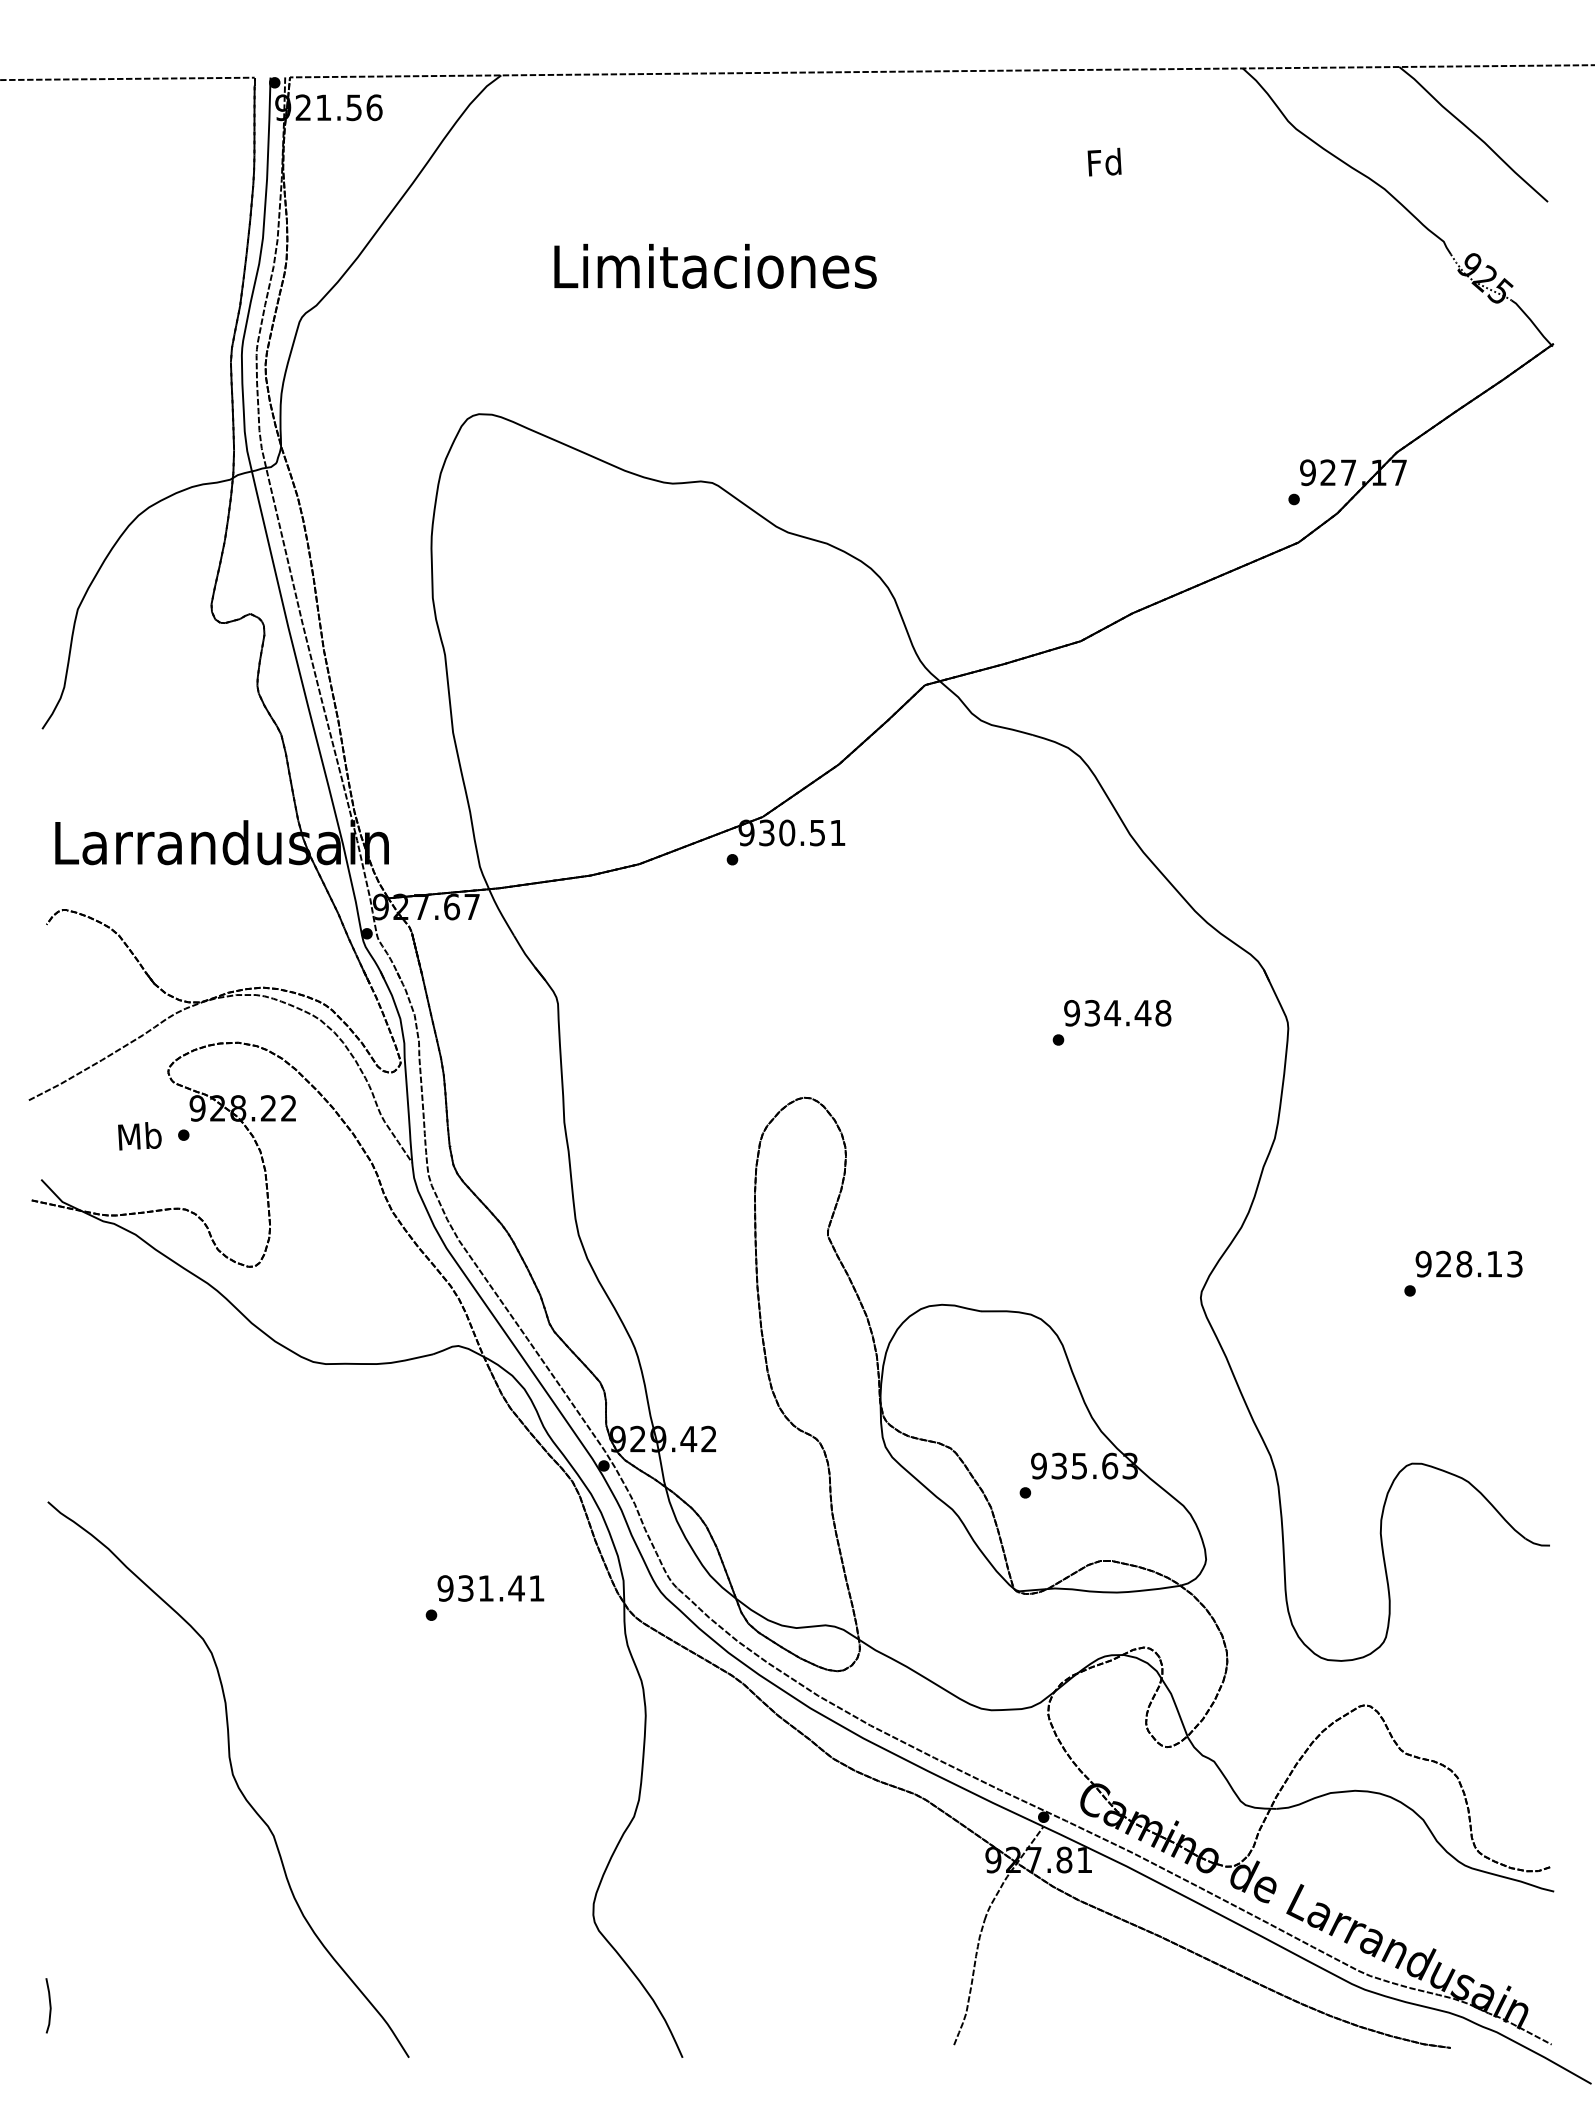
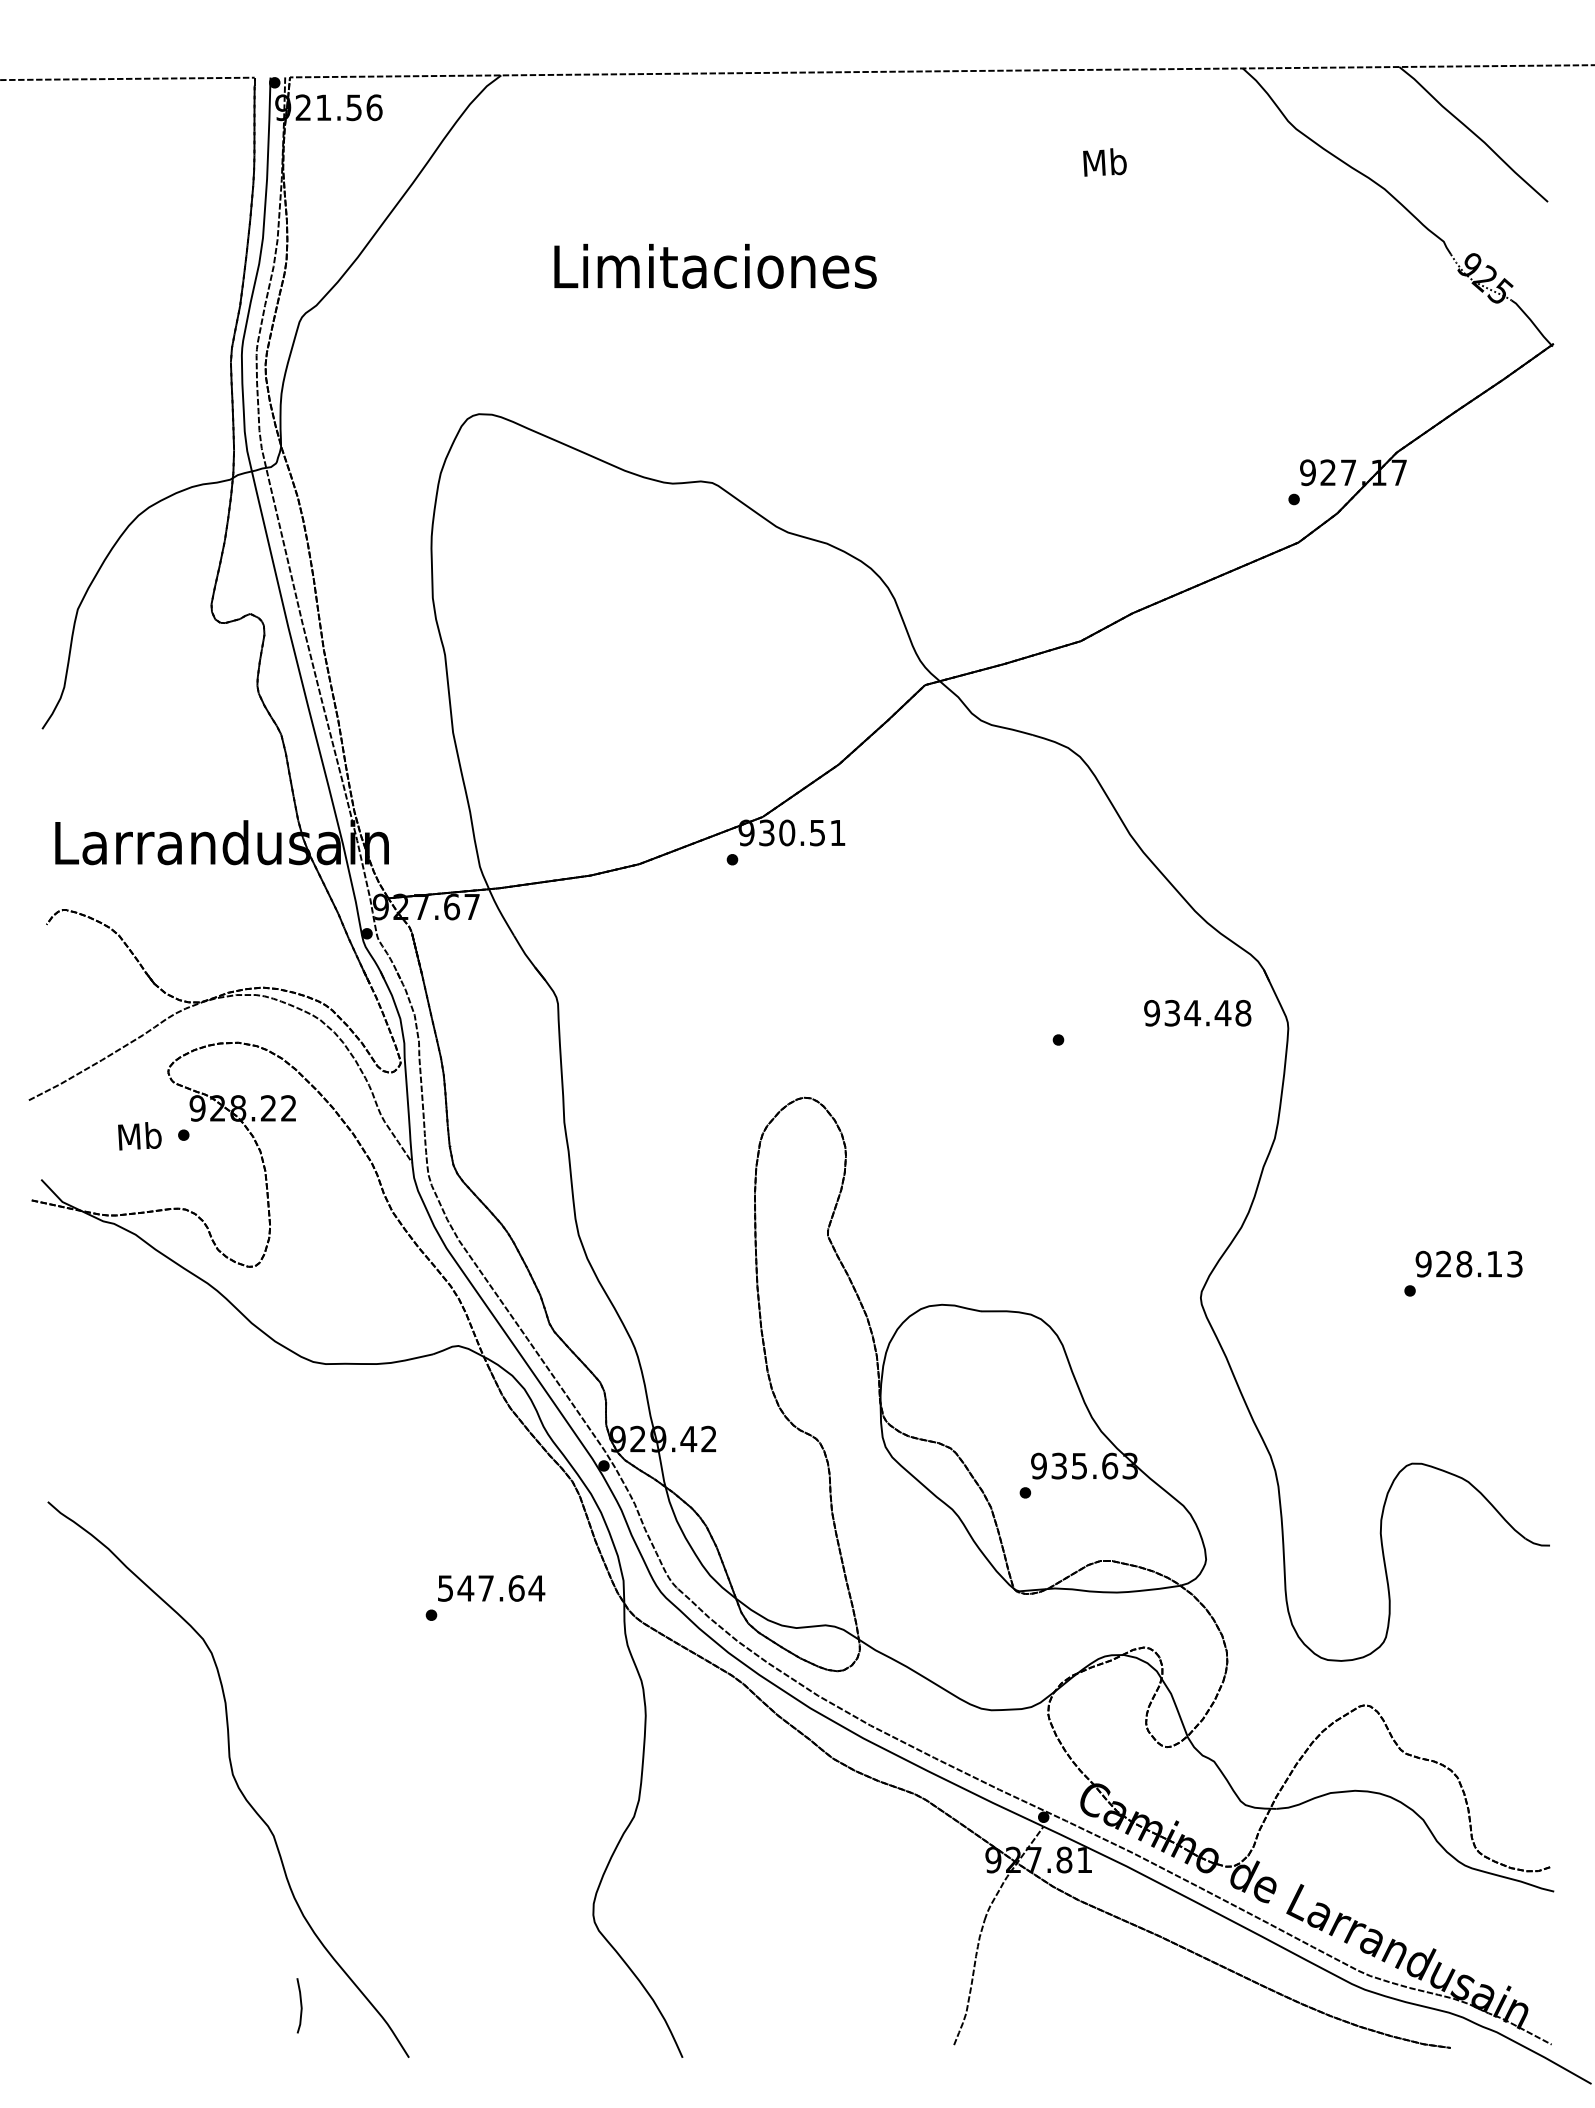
text: Fd -> Mb (1104, 161)
text position: (1117, 1013) -> (1197, 1013) (1197, 1013)
text: 931.41 -> 547.64 (491, 1588)
line position: (49, 2005) -> (300, 2005) (300, 2005)
